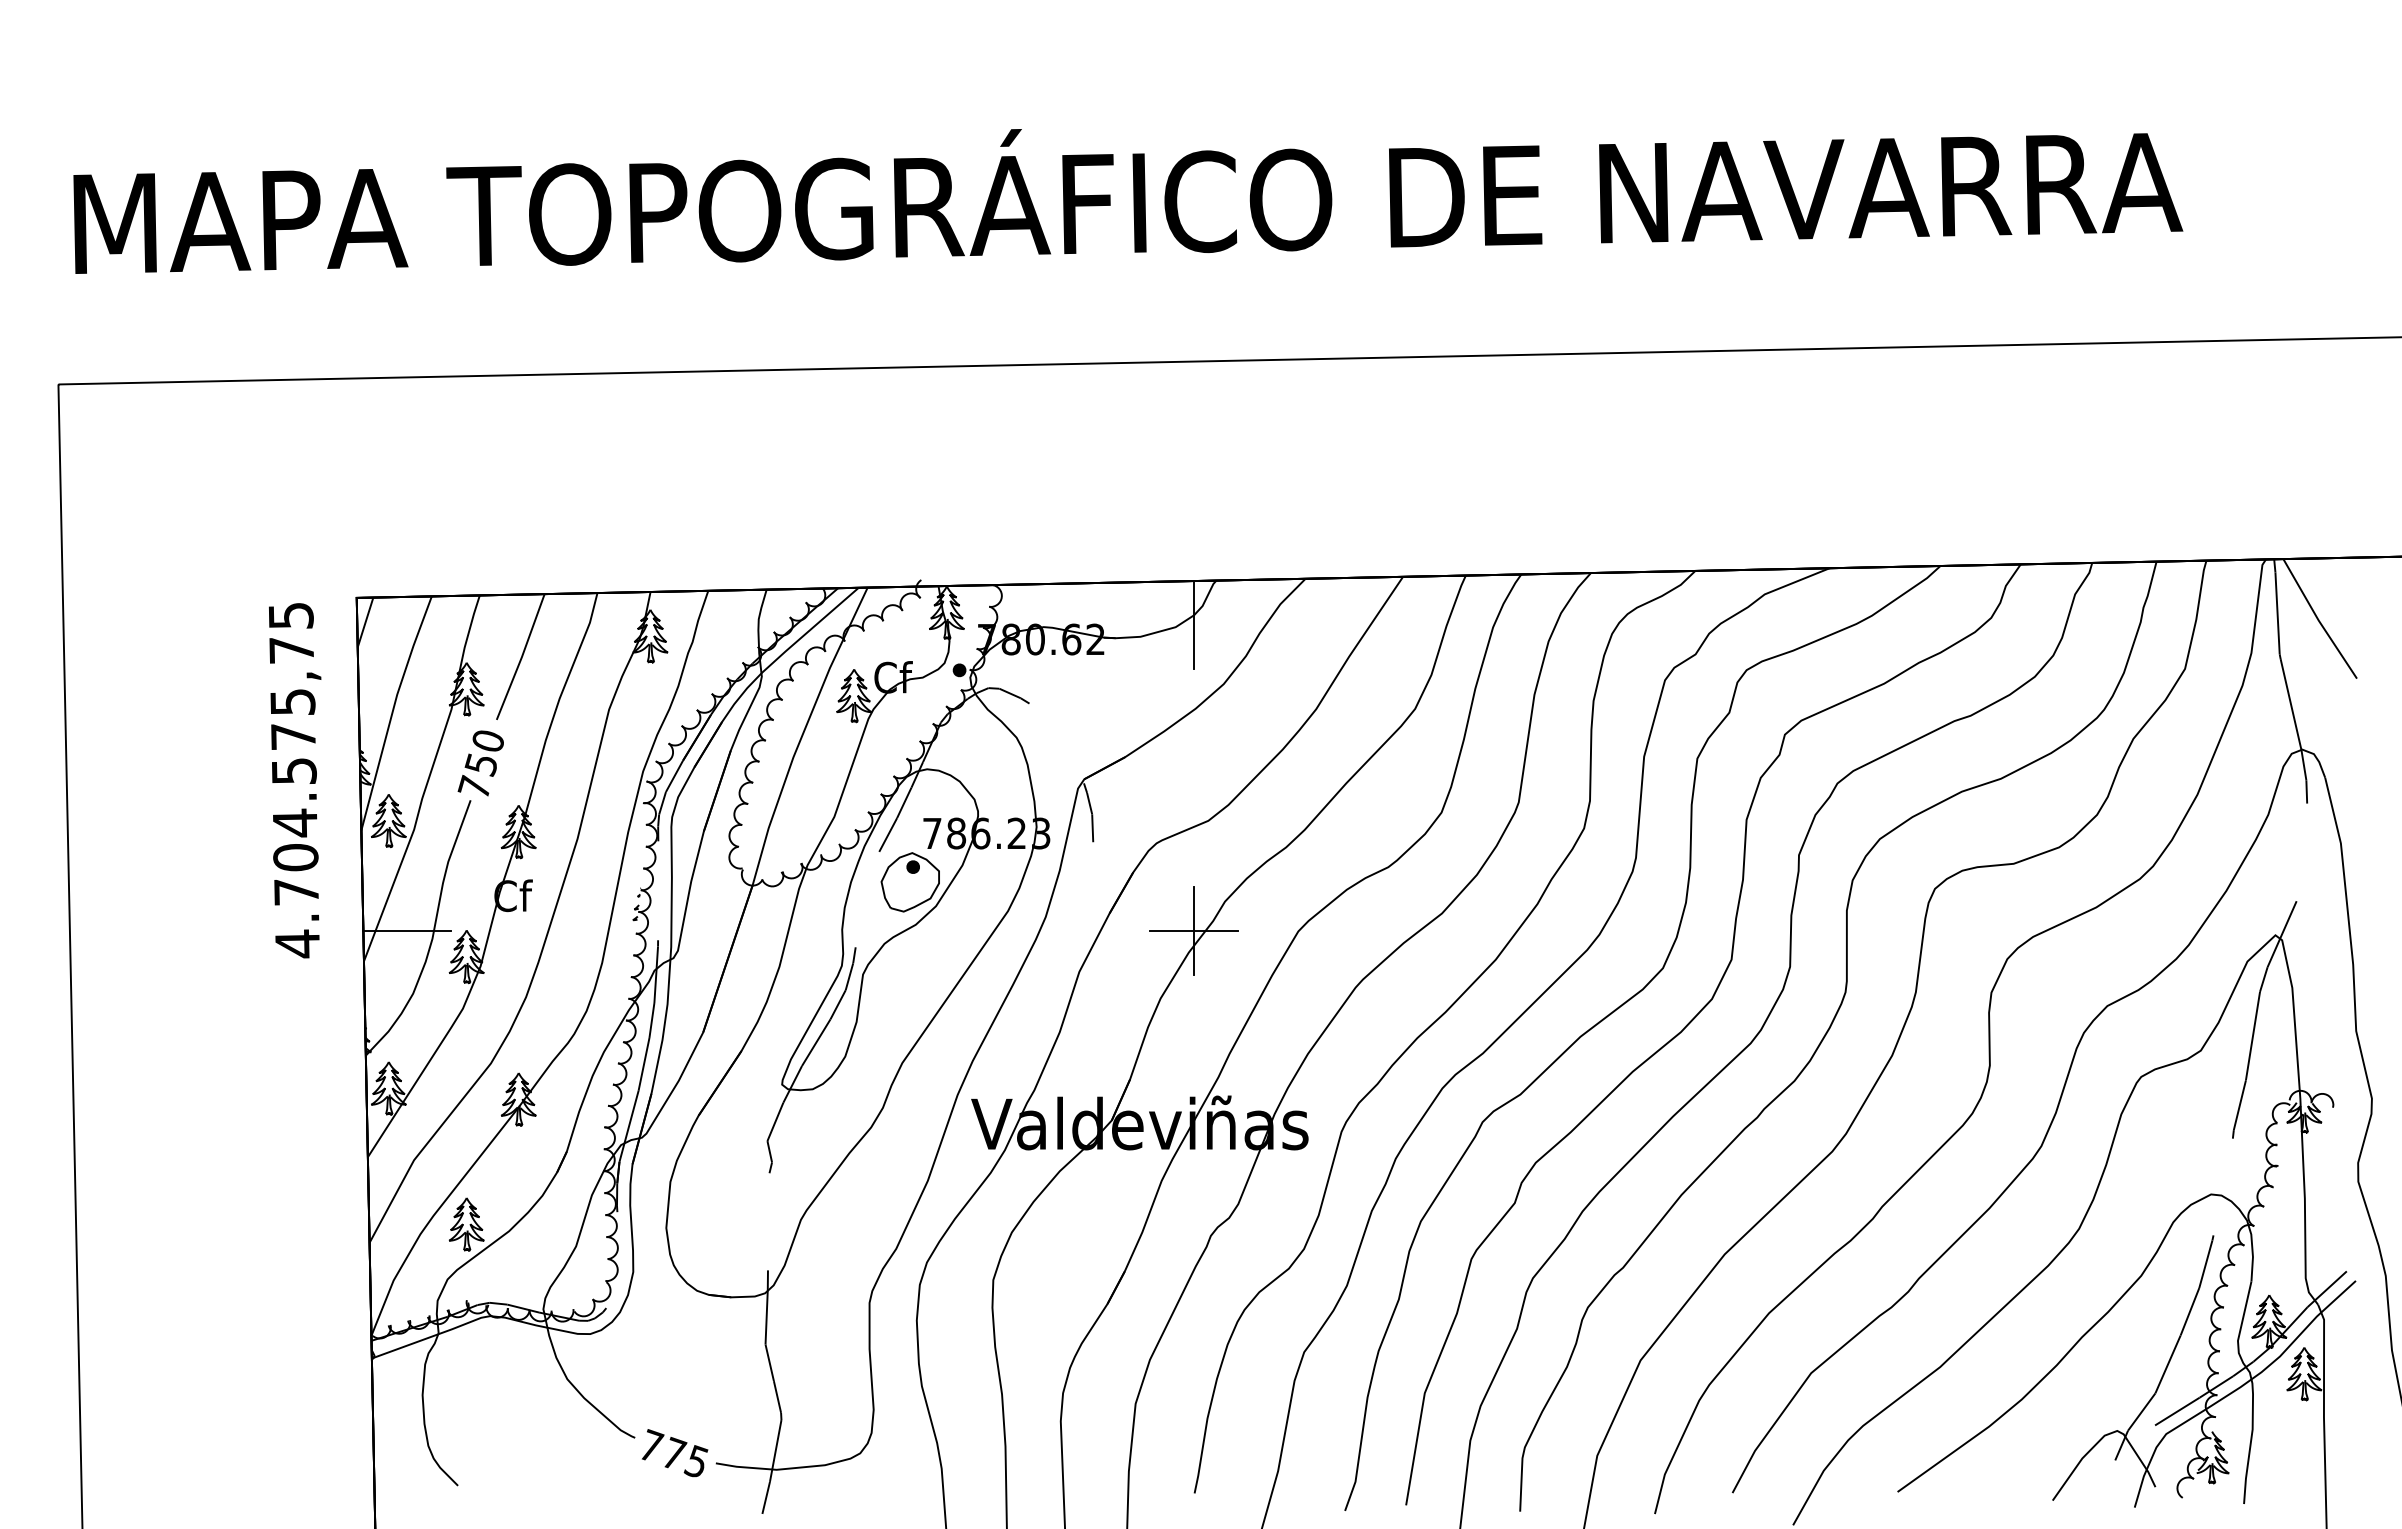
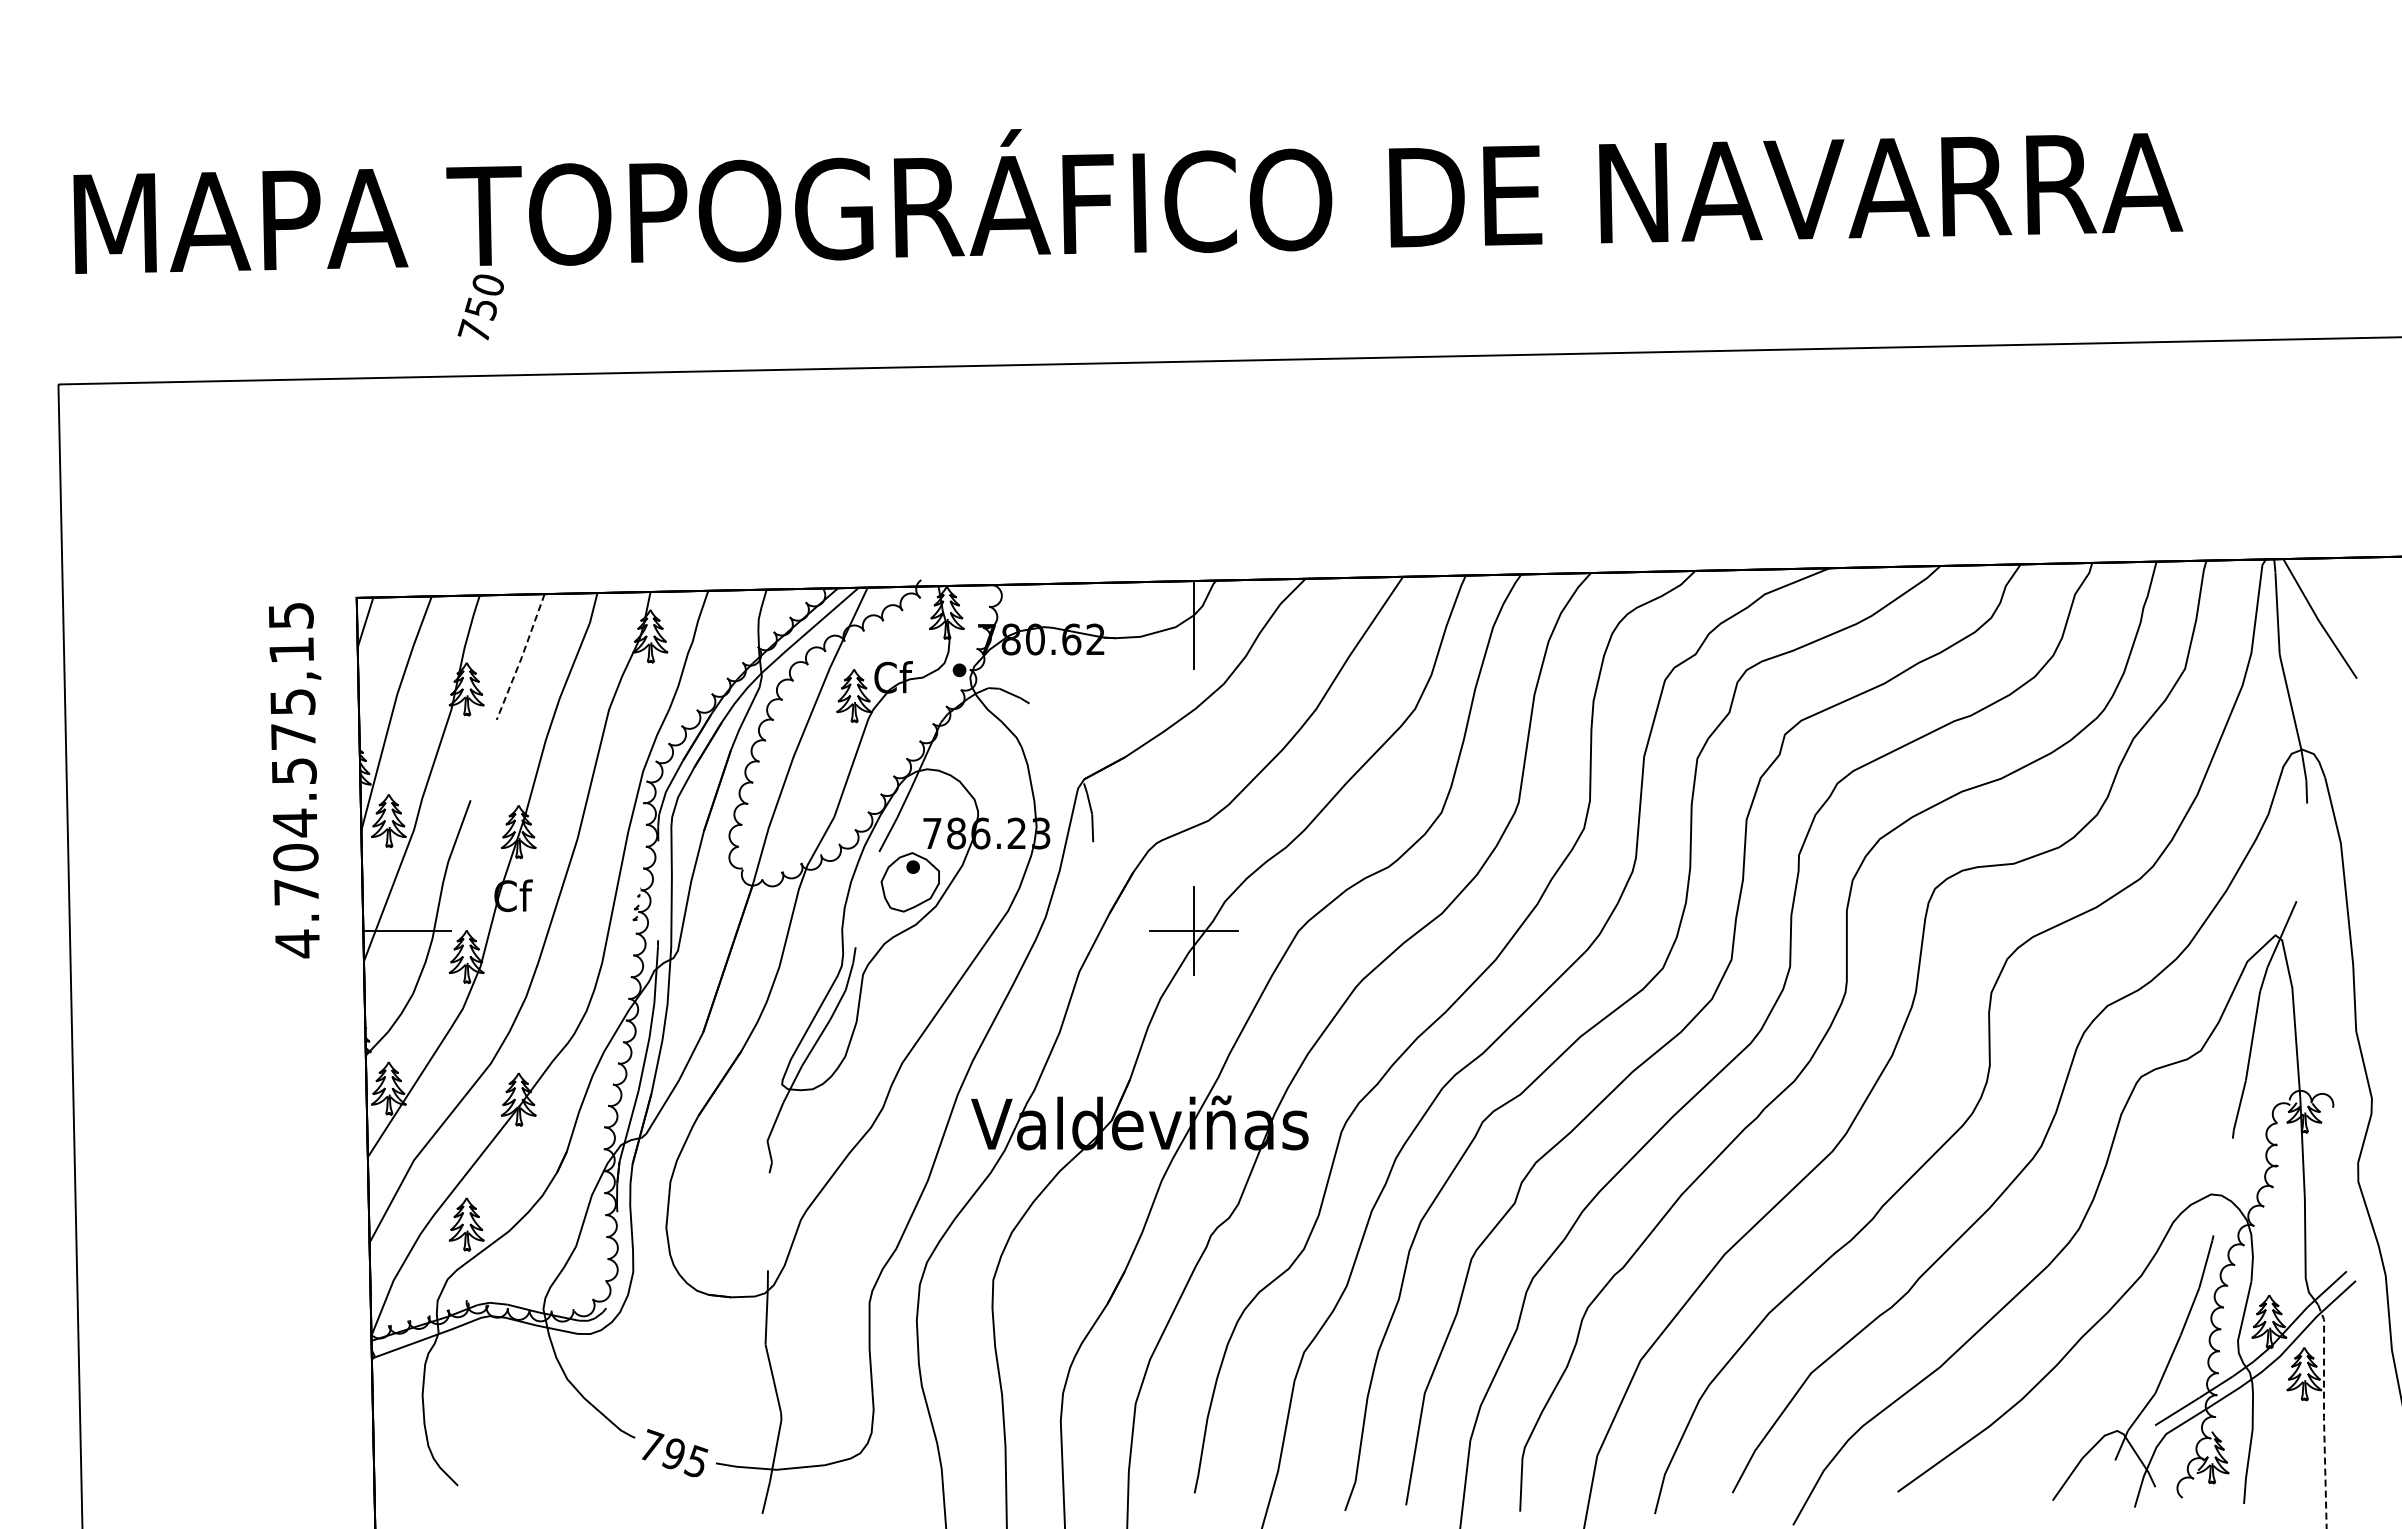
text: 4.704.575,75 -> 4.704.575,15 (291, 650)
line: solid -> dashed (521, 657)
text position: (480, 763) -> (480, 307) (480, 307)
line: solid -> dashed (2323, 1416)
text: 775 -> 795 (674, 1453)
